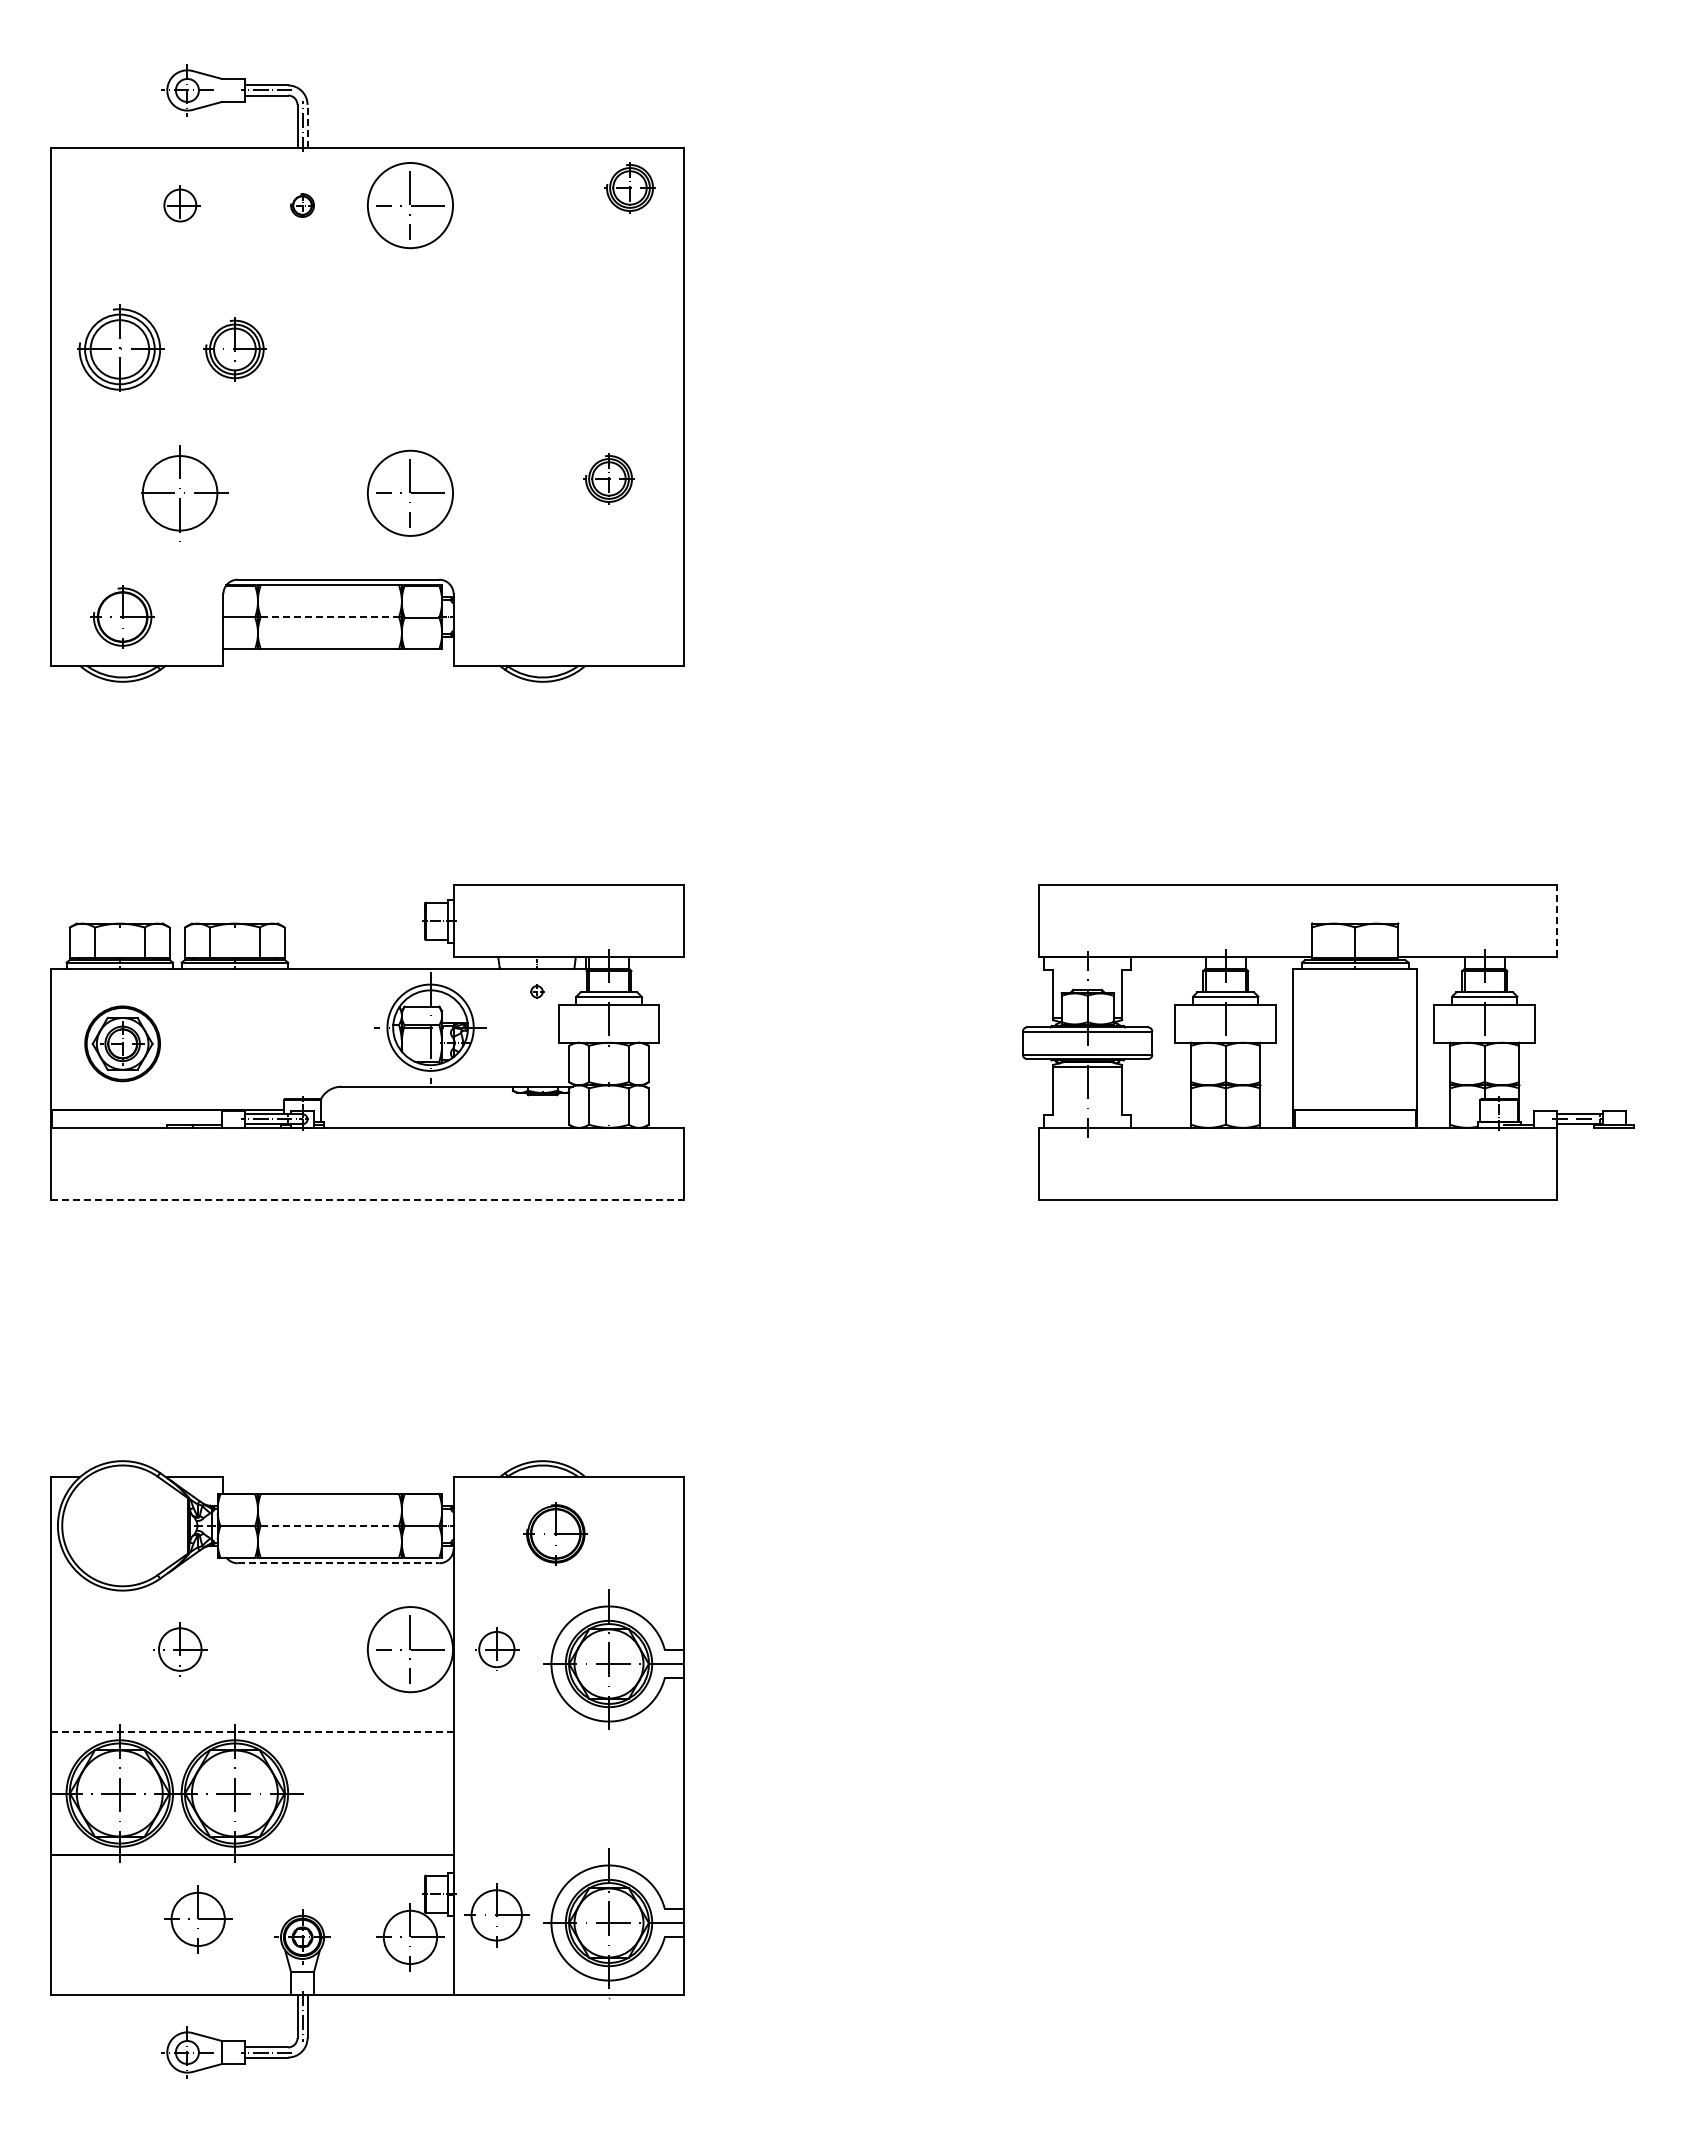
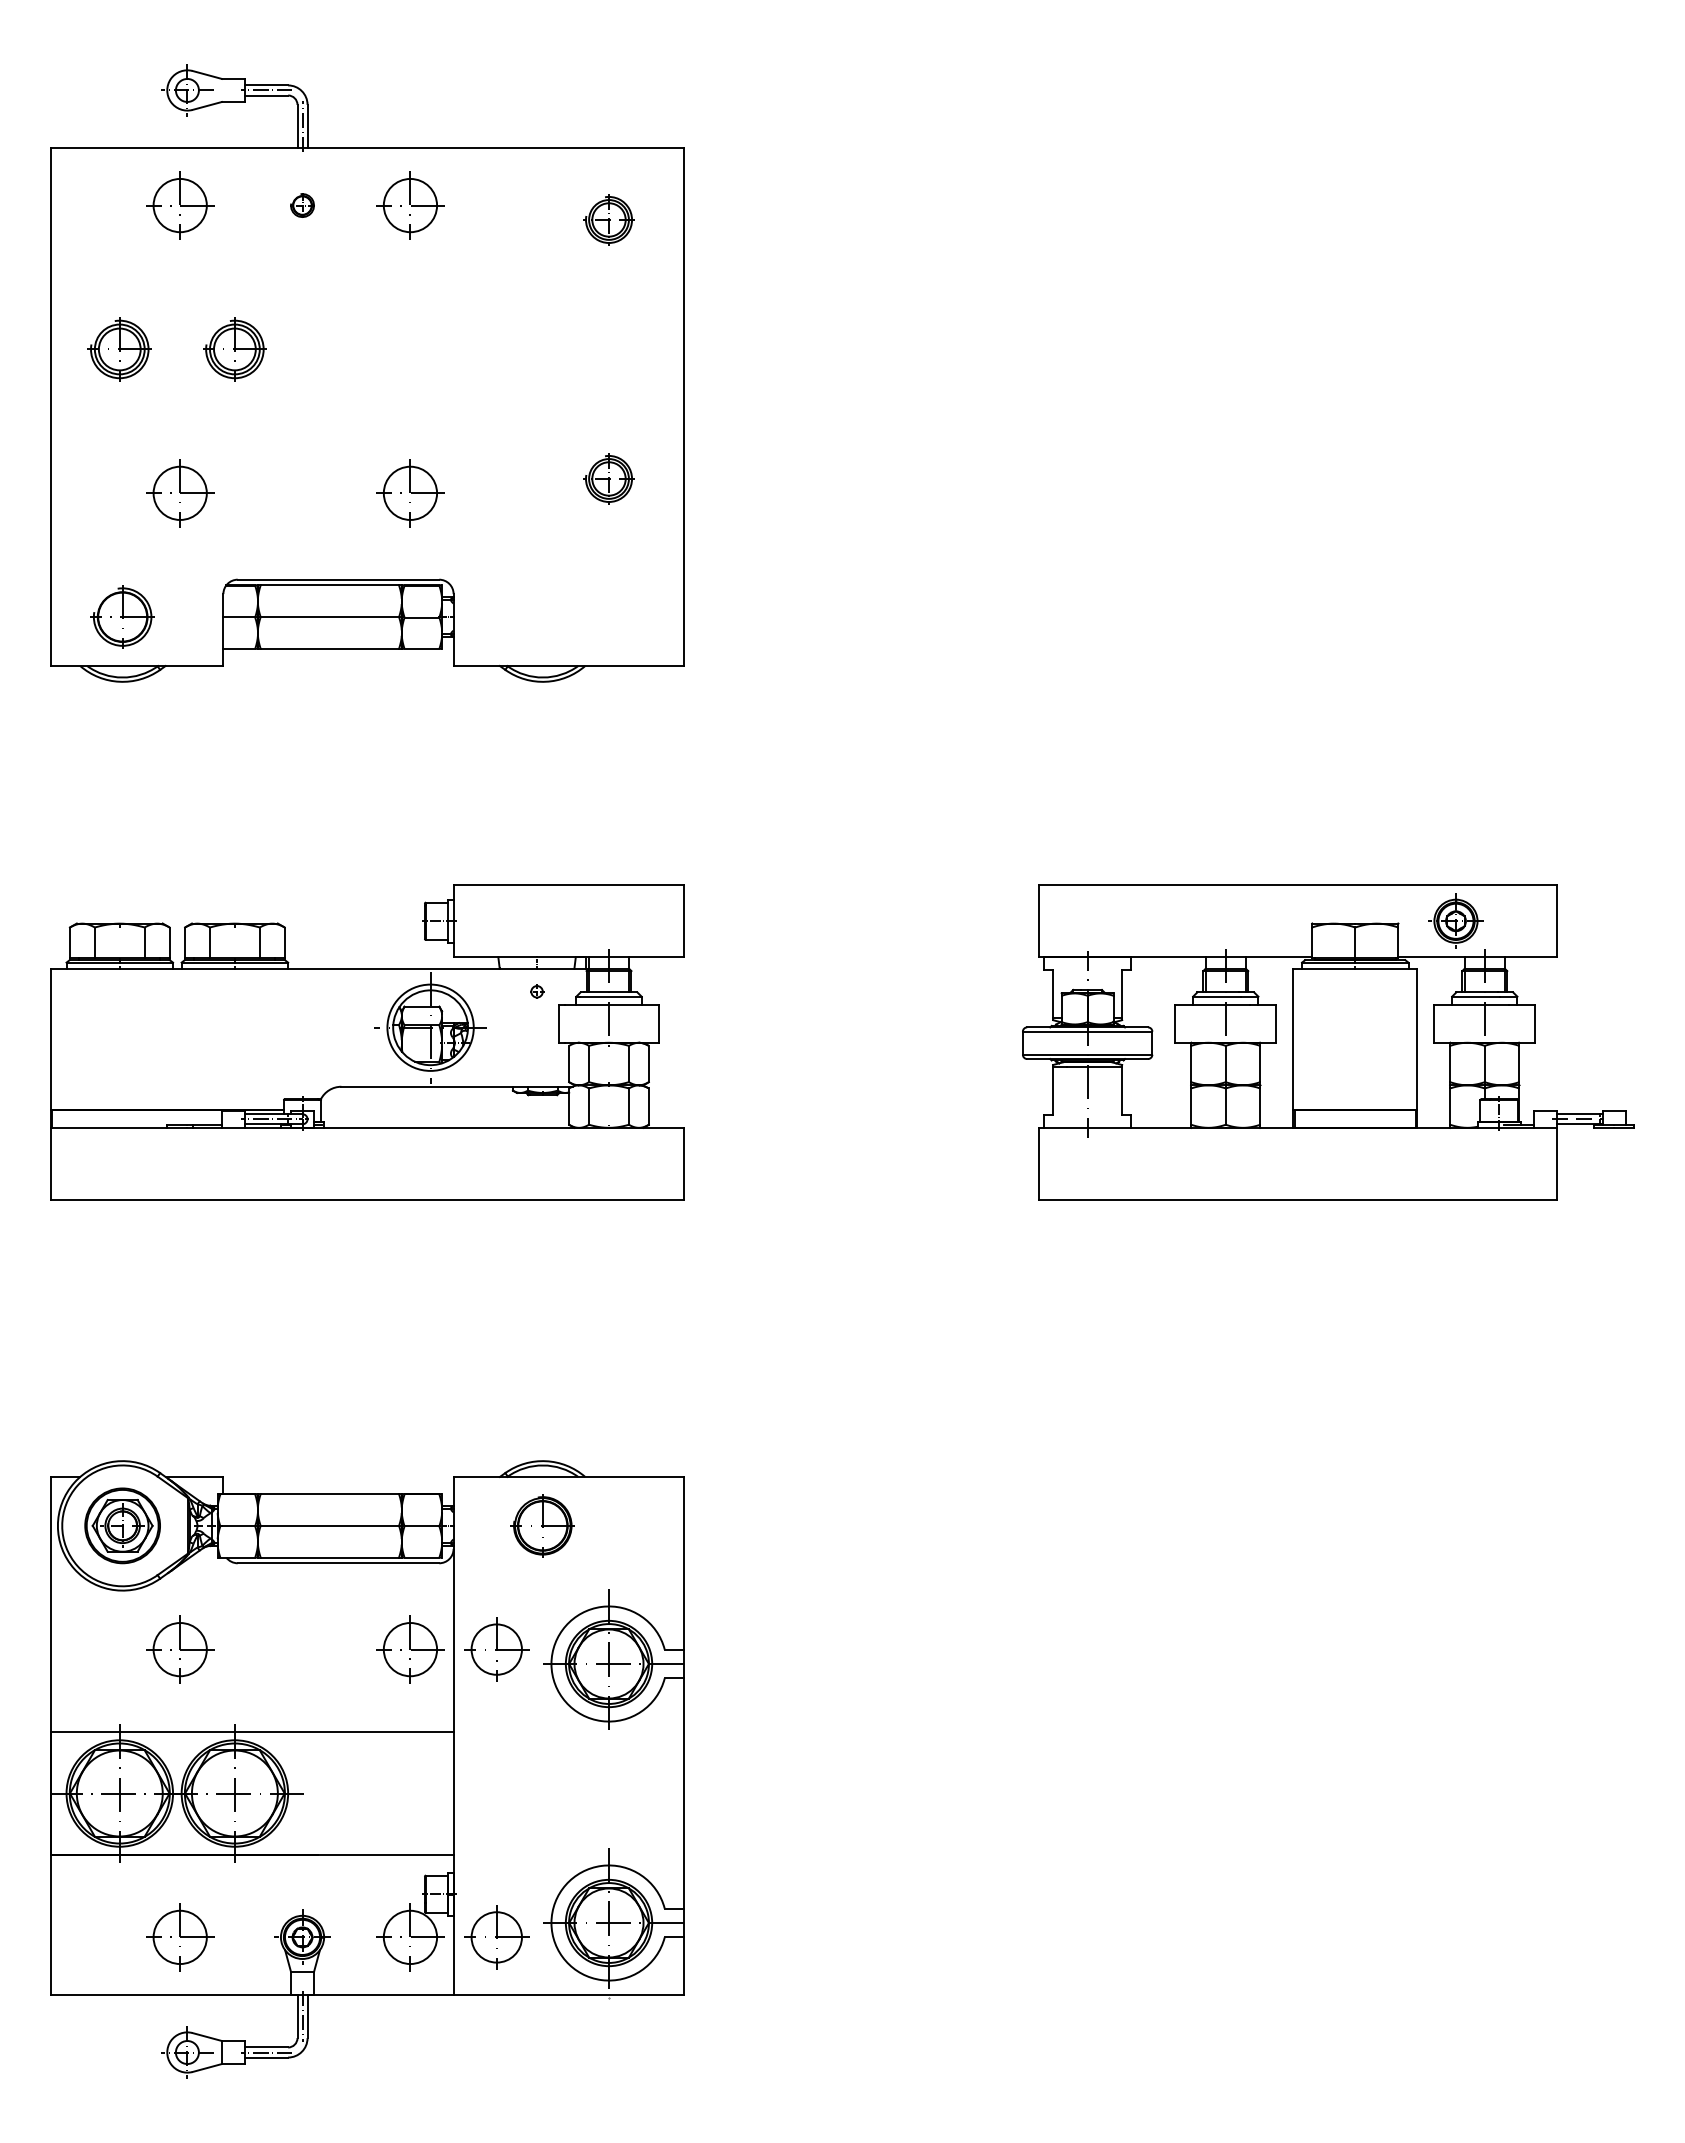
line: dashed -> solid (307, 126)
part position: (629, 187) -> (608, 219) (608, 219)
part size: 38x38 px -> 69x69 px (180, 205)
circle diameter: 85 px -> 53 px (410, 205)
part size: 88x88 px -> 65x65 px (119, 349)
circle diameter: 85 px -> 53 px (410, 492)
part size: 88x97 px -> 69x69 px (180, 493)
line: dashed -> solid (330, 617)
part: none -> present (1455, 920)
line: dashed -> solid (1556, 921)
part position: (122, 1043) -> (122, 1525) (122, 1525)
line: dashed -> solid (367, 1199)
line: dashed -> solid (330, 1525)
part position: (555, 1533) -> (542, 1525) (542, 1525)
line: dashed -> solid (338, 1563)
part size: 45x44 px -> 66x65 px (496, 1649)
part size: 55x55 px -> 69x69 px (180, 1649)
circle diameter: 85 px -> 53 px (410, 1649)
line: dashed -> solid (252, 1731)
part position: (496, 1915) -> (496, 1937) (496, 1937)
part position: (198, 1919) -> (180, 1937) (180, 1937)
